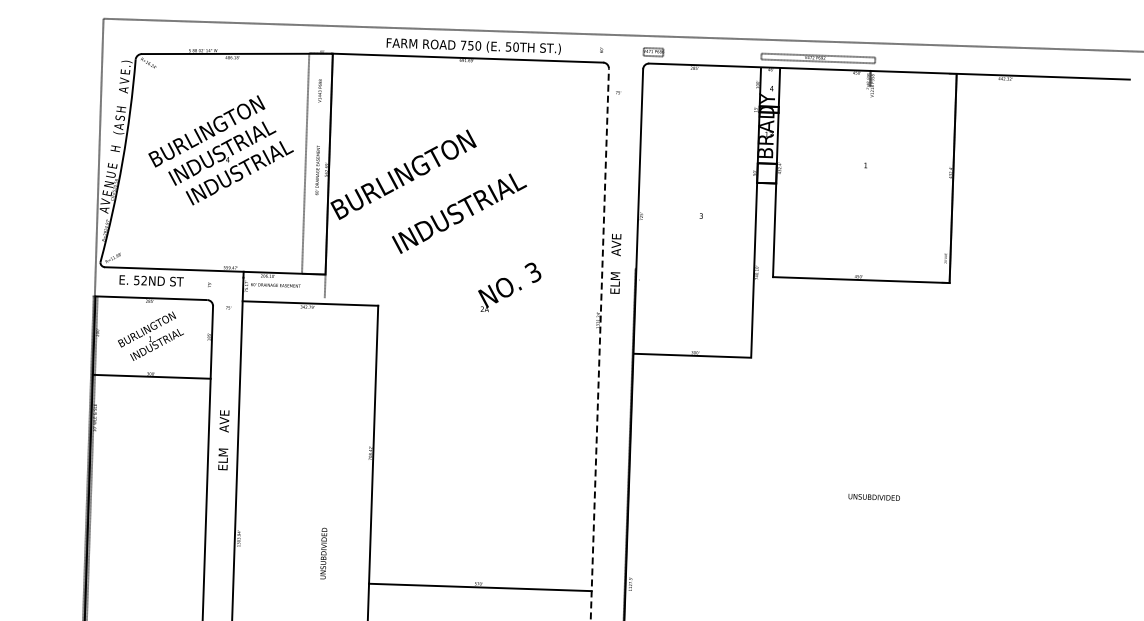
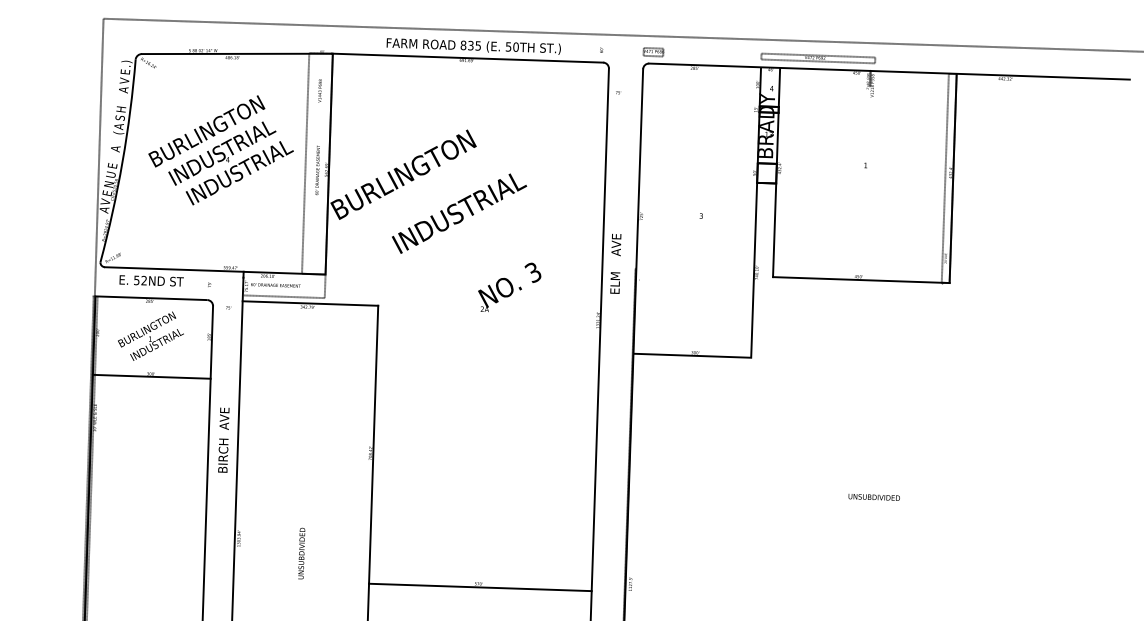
text: 750 -> 835 (470, 45)
text: H -> A (115, 148)
line: none -> present (944, 177)
line: none -> present (283, 296)
line: dashed -> solid (599, 344)
text: ELM    AVE -> BIRCH  AVE (223, 439)
text position: (323, 553) -> (301, 553) (301, 553)
